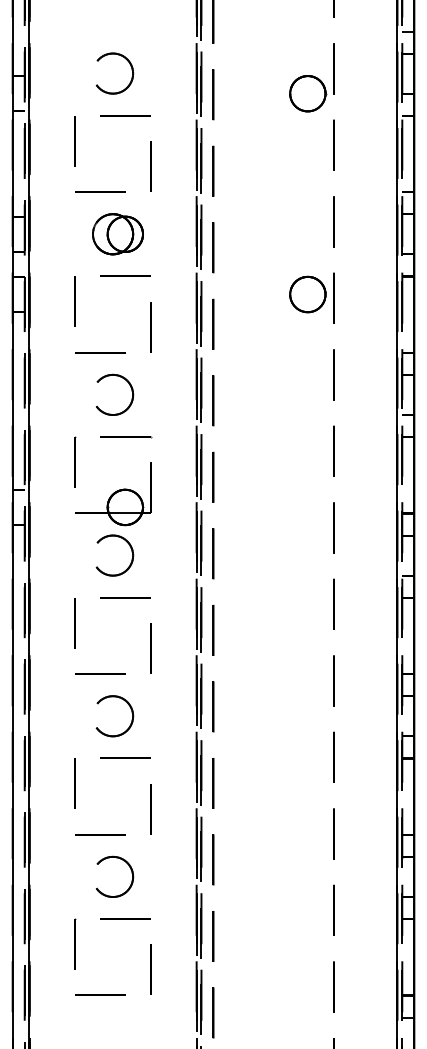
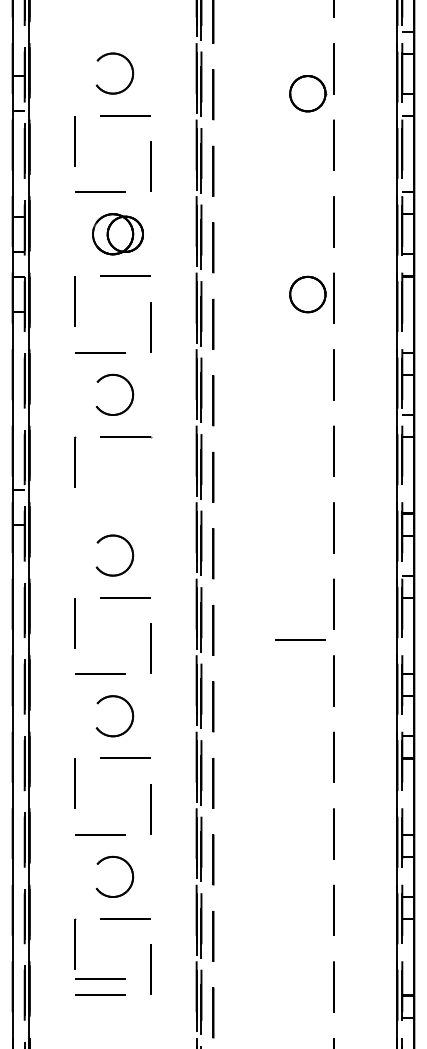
part: present -> none (113, 494)
line: none -> present (300, 639)
line: none -> present (100, 978)
